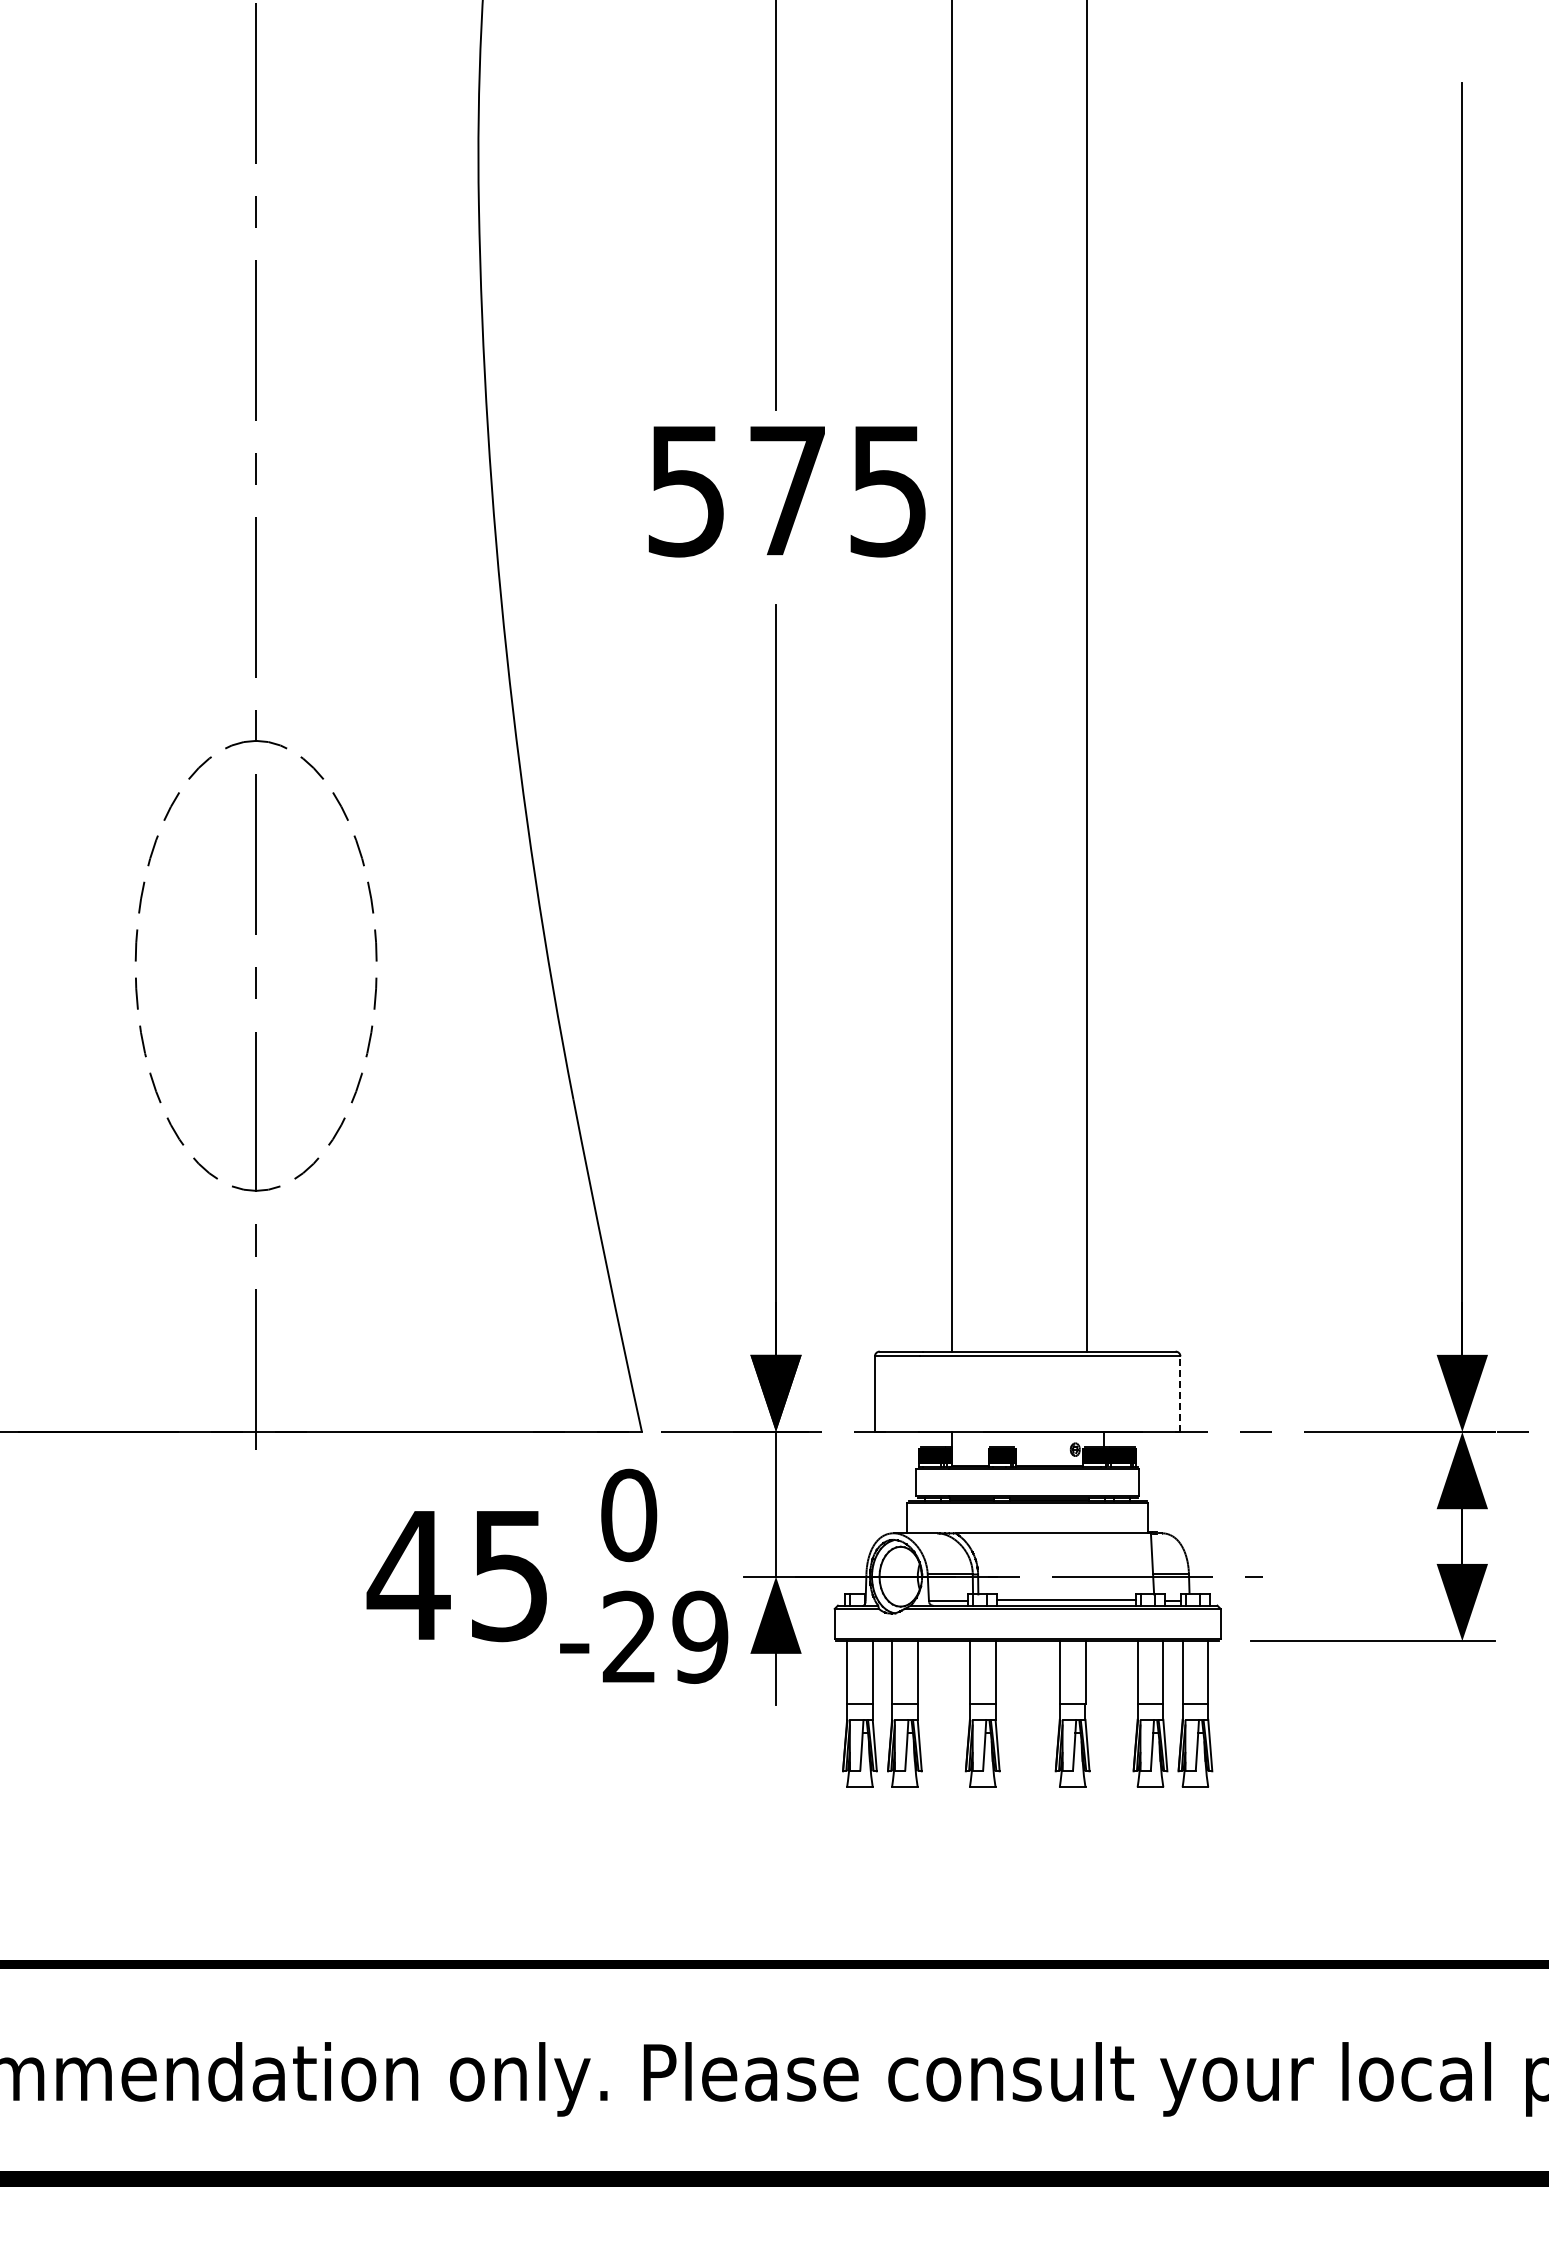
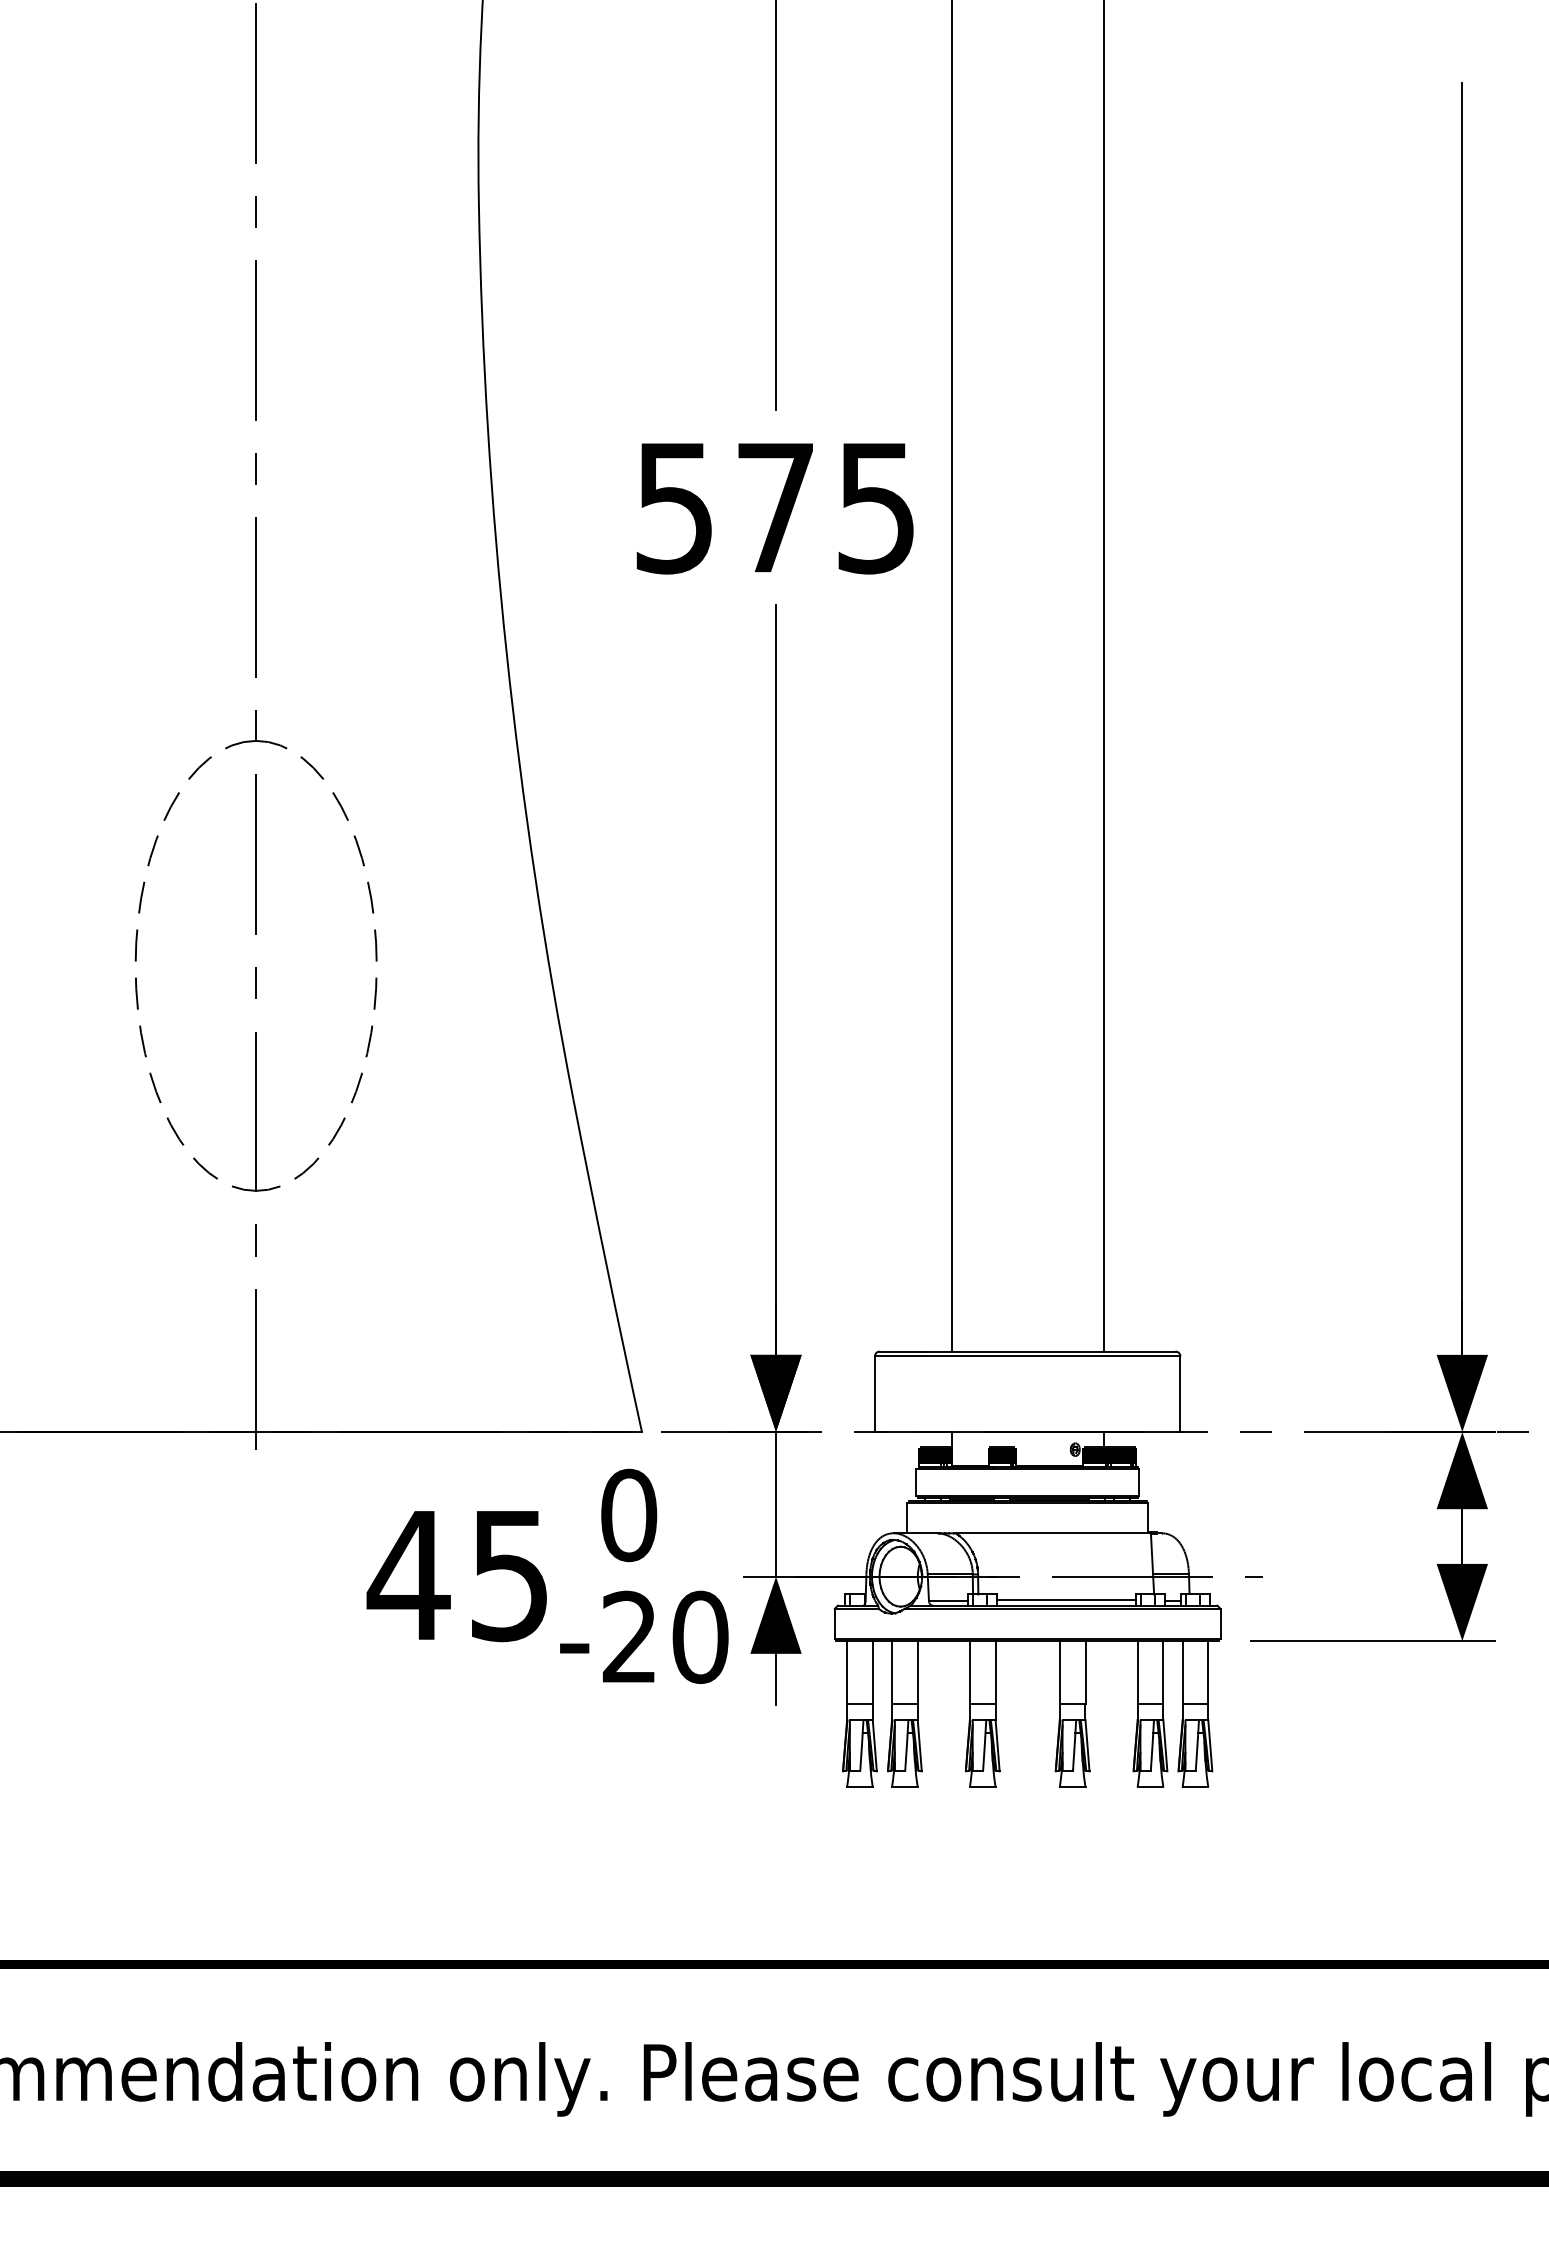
text position: (786, 491) -> (774, 508) (774, 508)
line position: (1086, 676) -> (1103, 676) (1103, 676)
line: dashed -> solid (1180, 1394)
text: -29 -> -20 (700, 1636)
